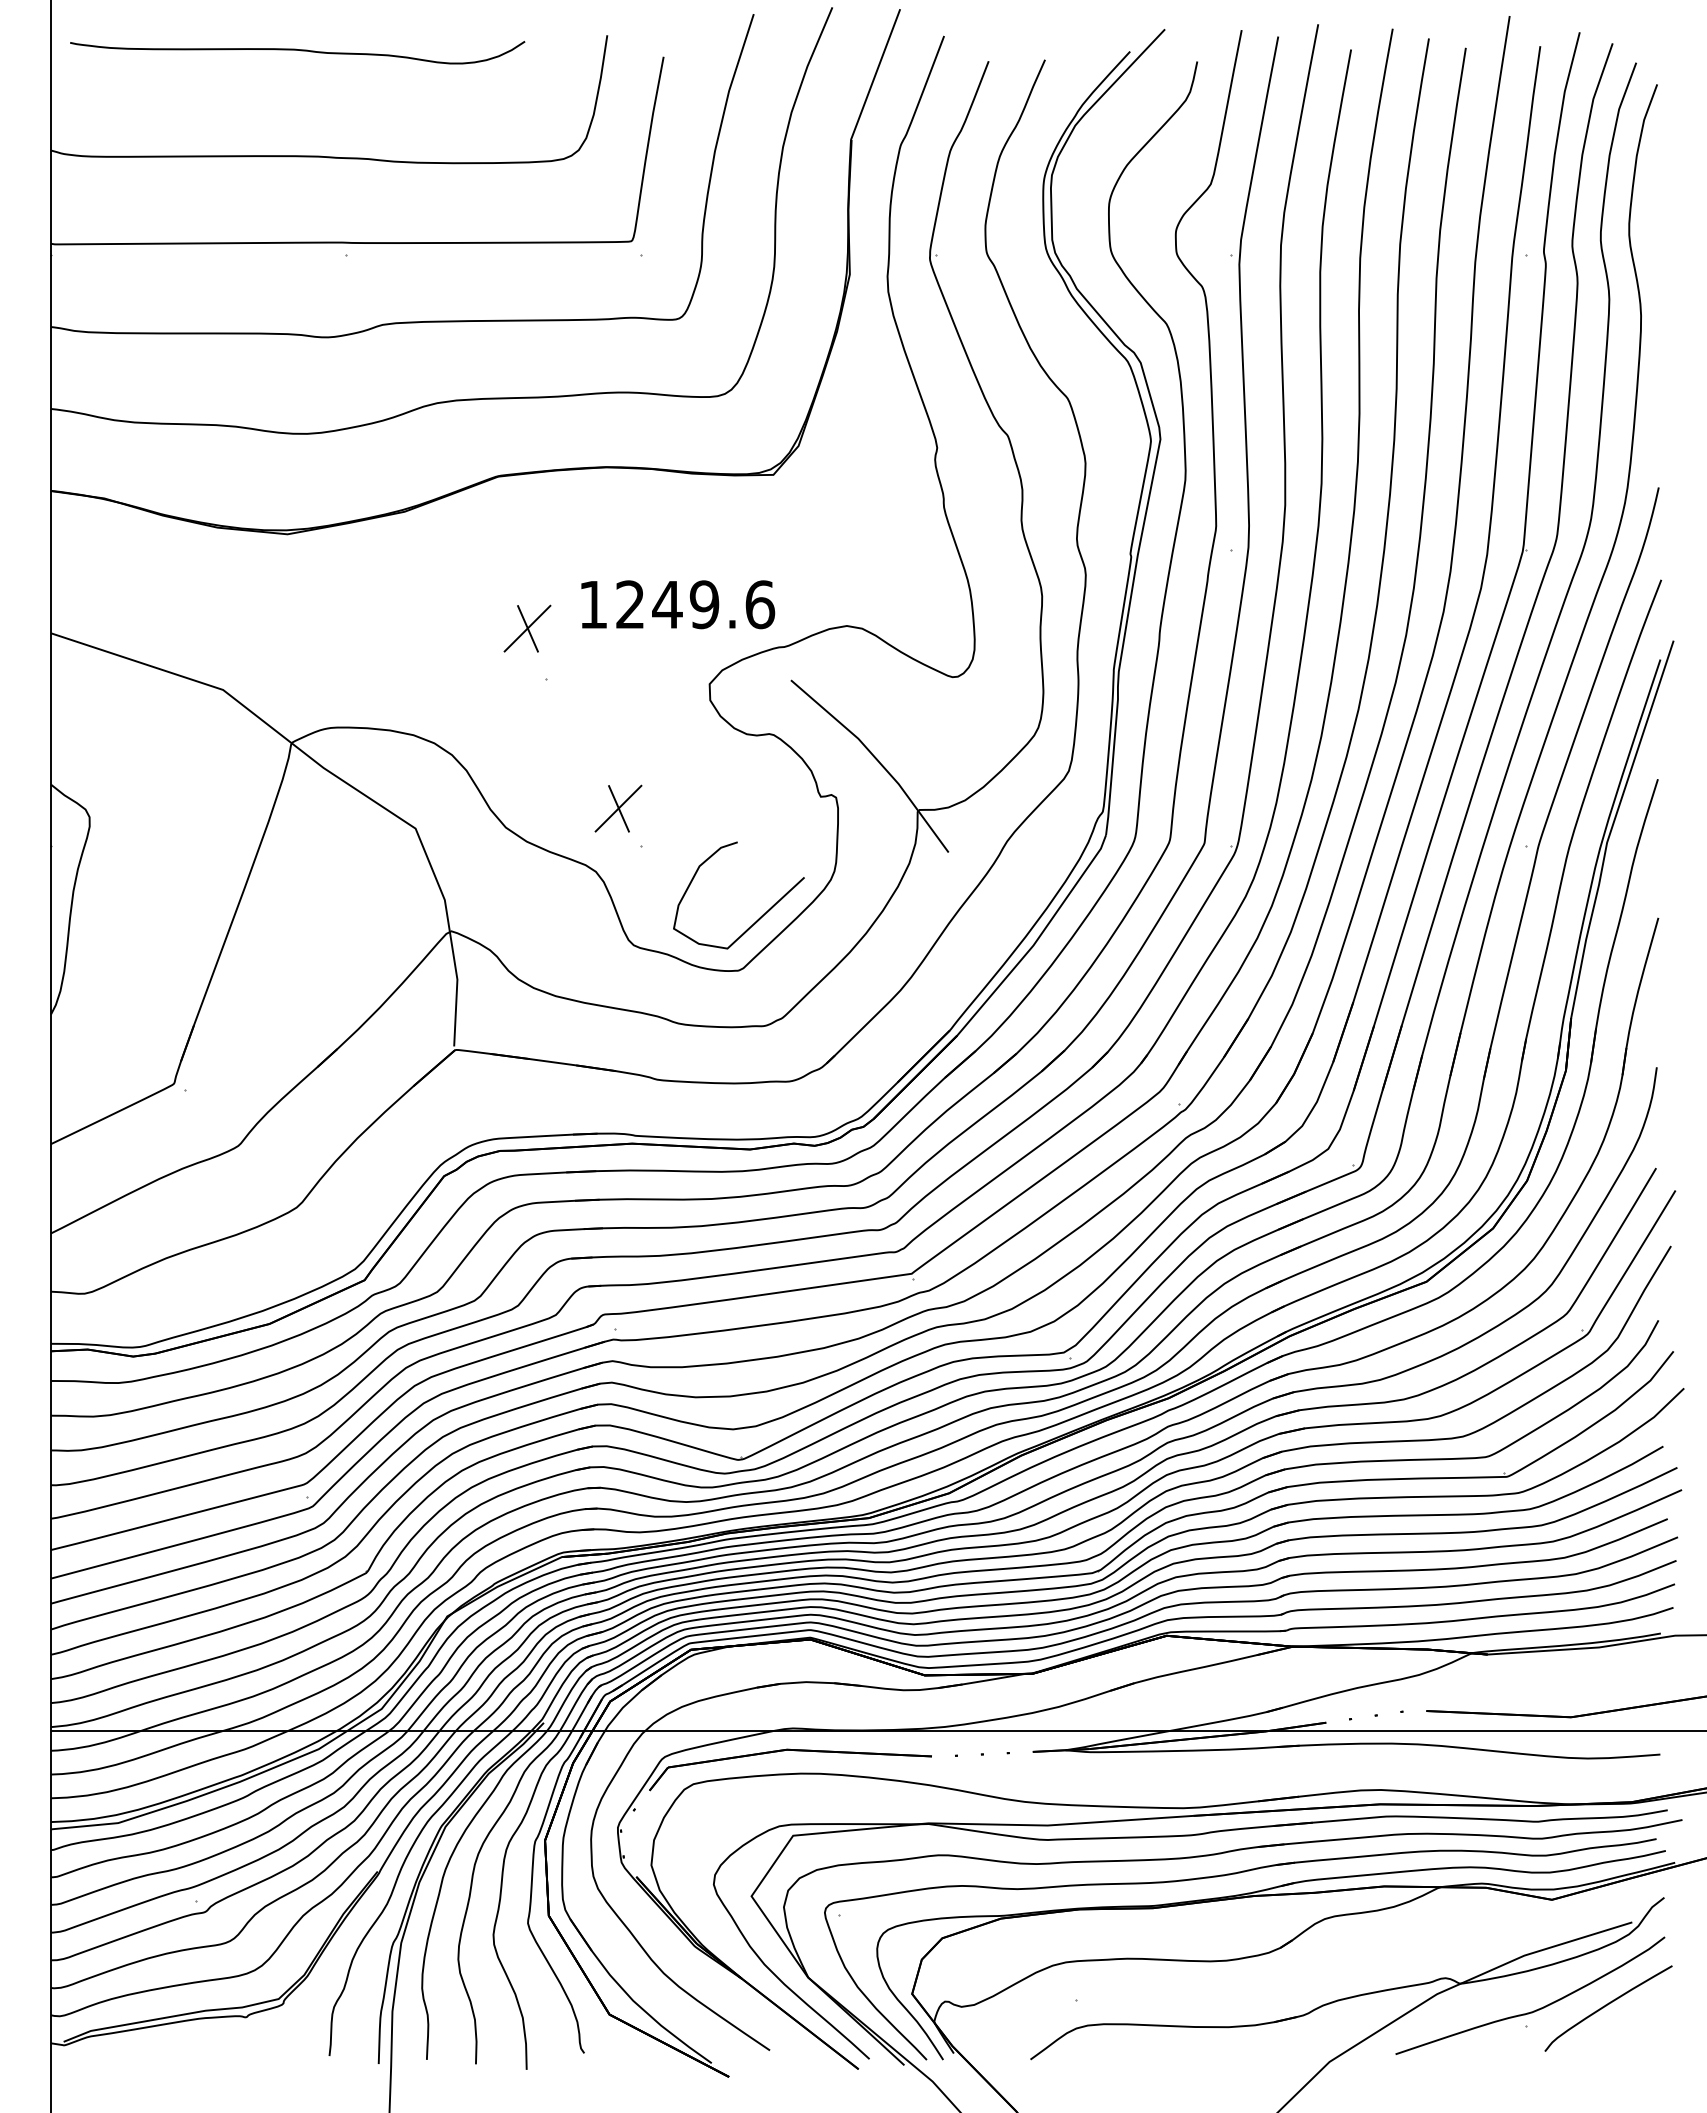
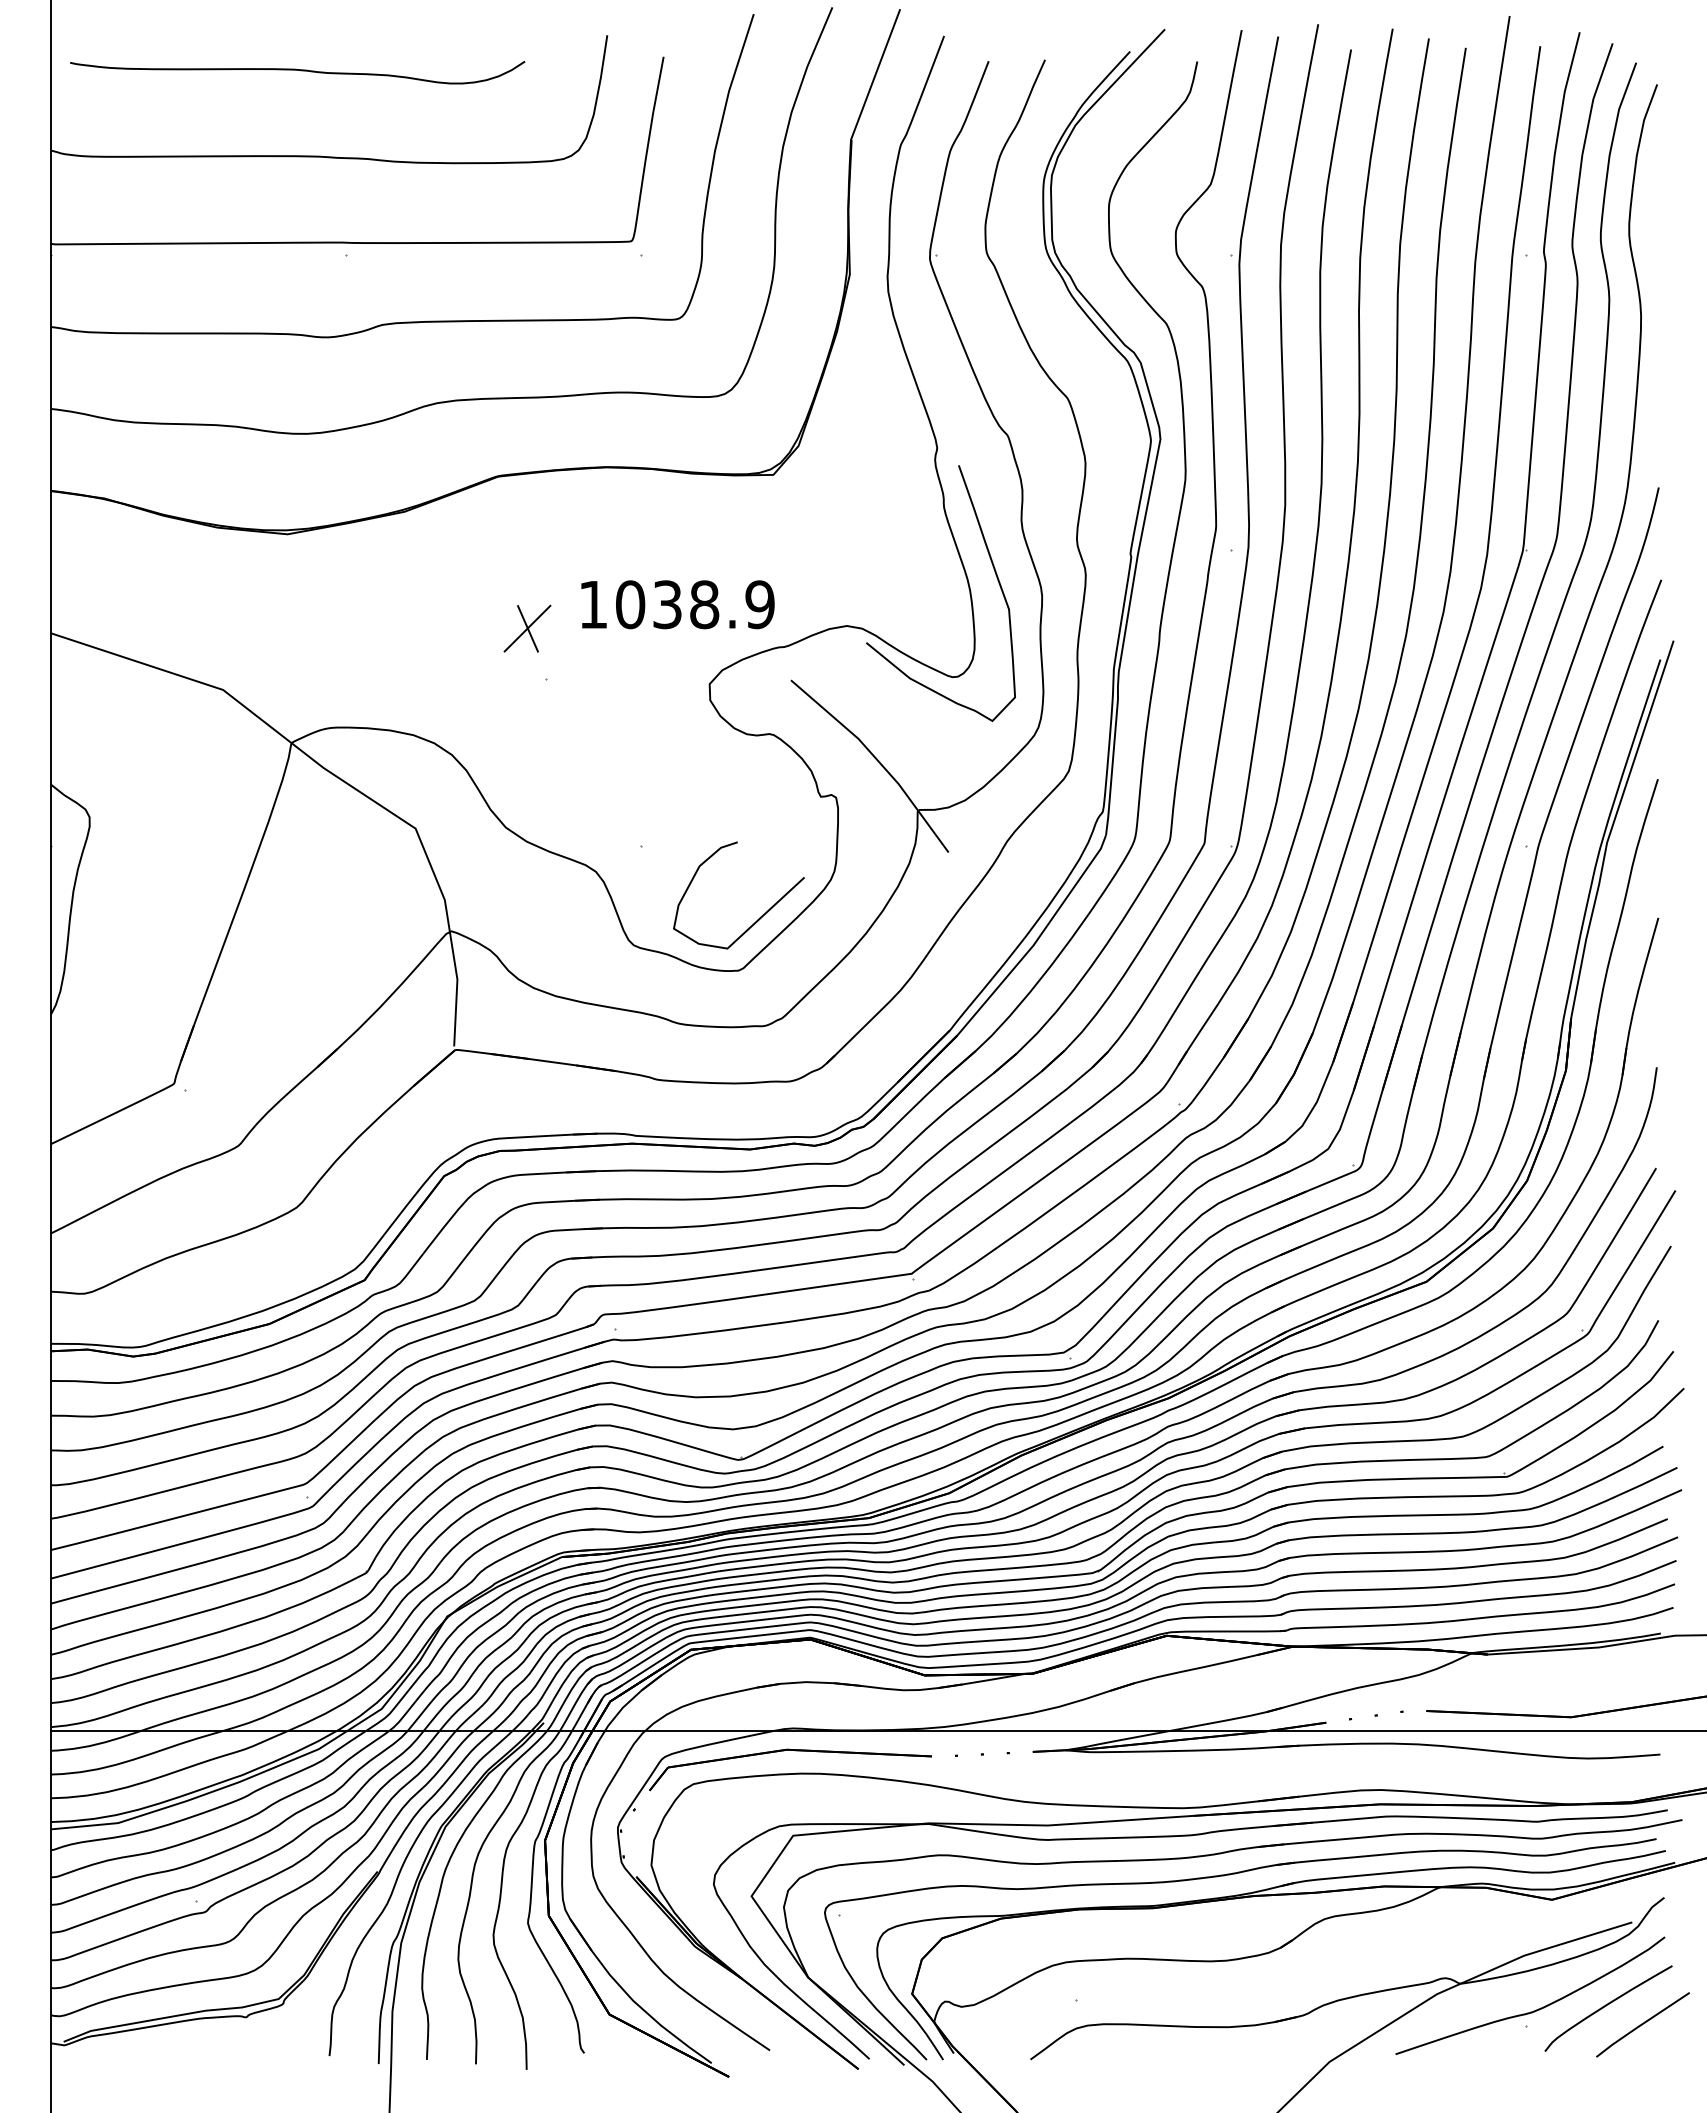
curve position: (297, 50) -> (297, 70) (297, 70)
curve: none -> present (995, 575)
text: 1249.6 -> 1038.9 (695, 604)
part: present -> none (618, 808)
line: none -> present (1642, 2024)
